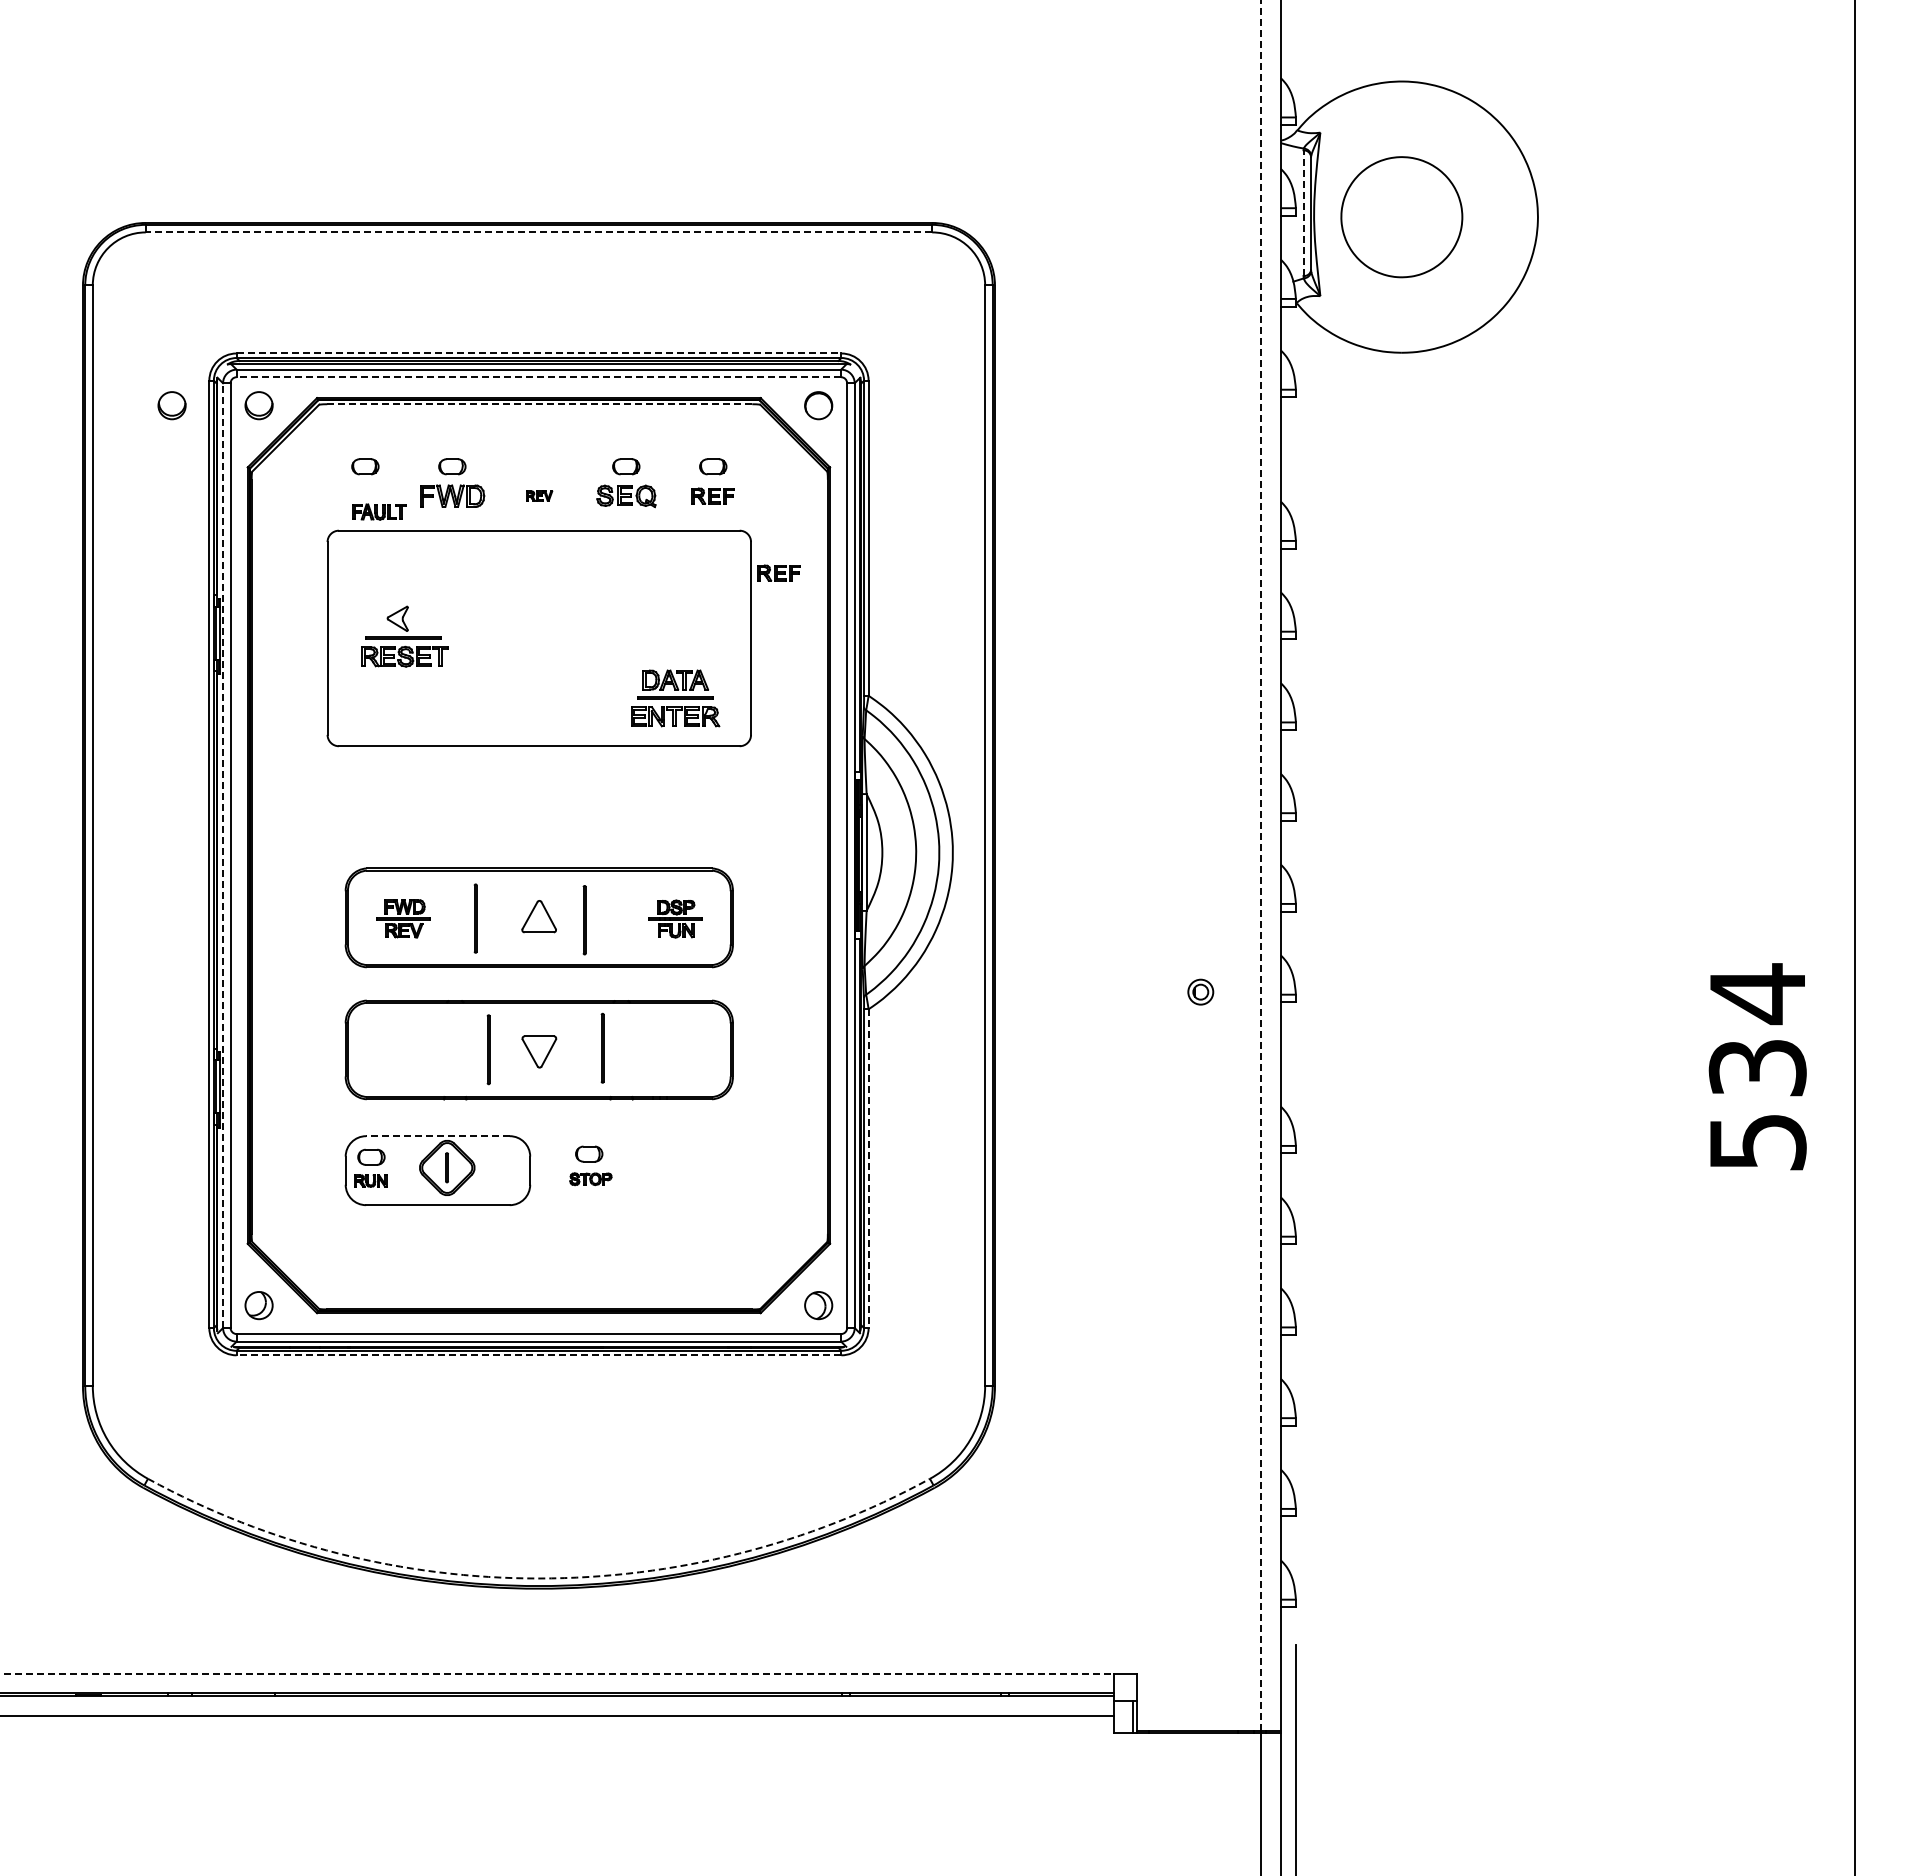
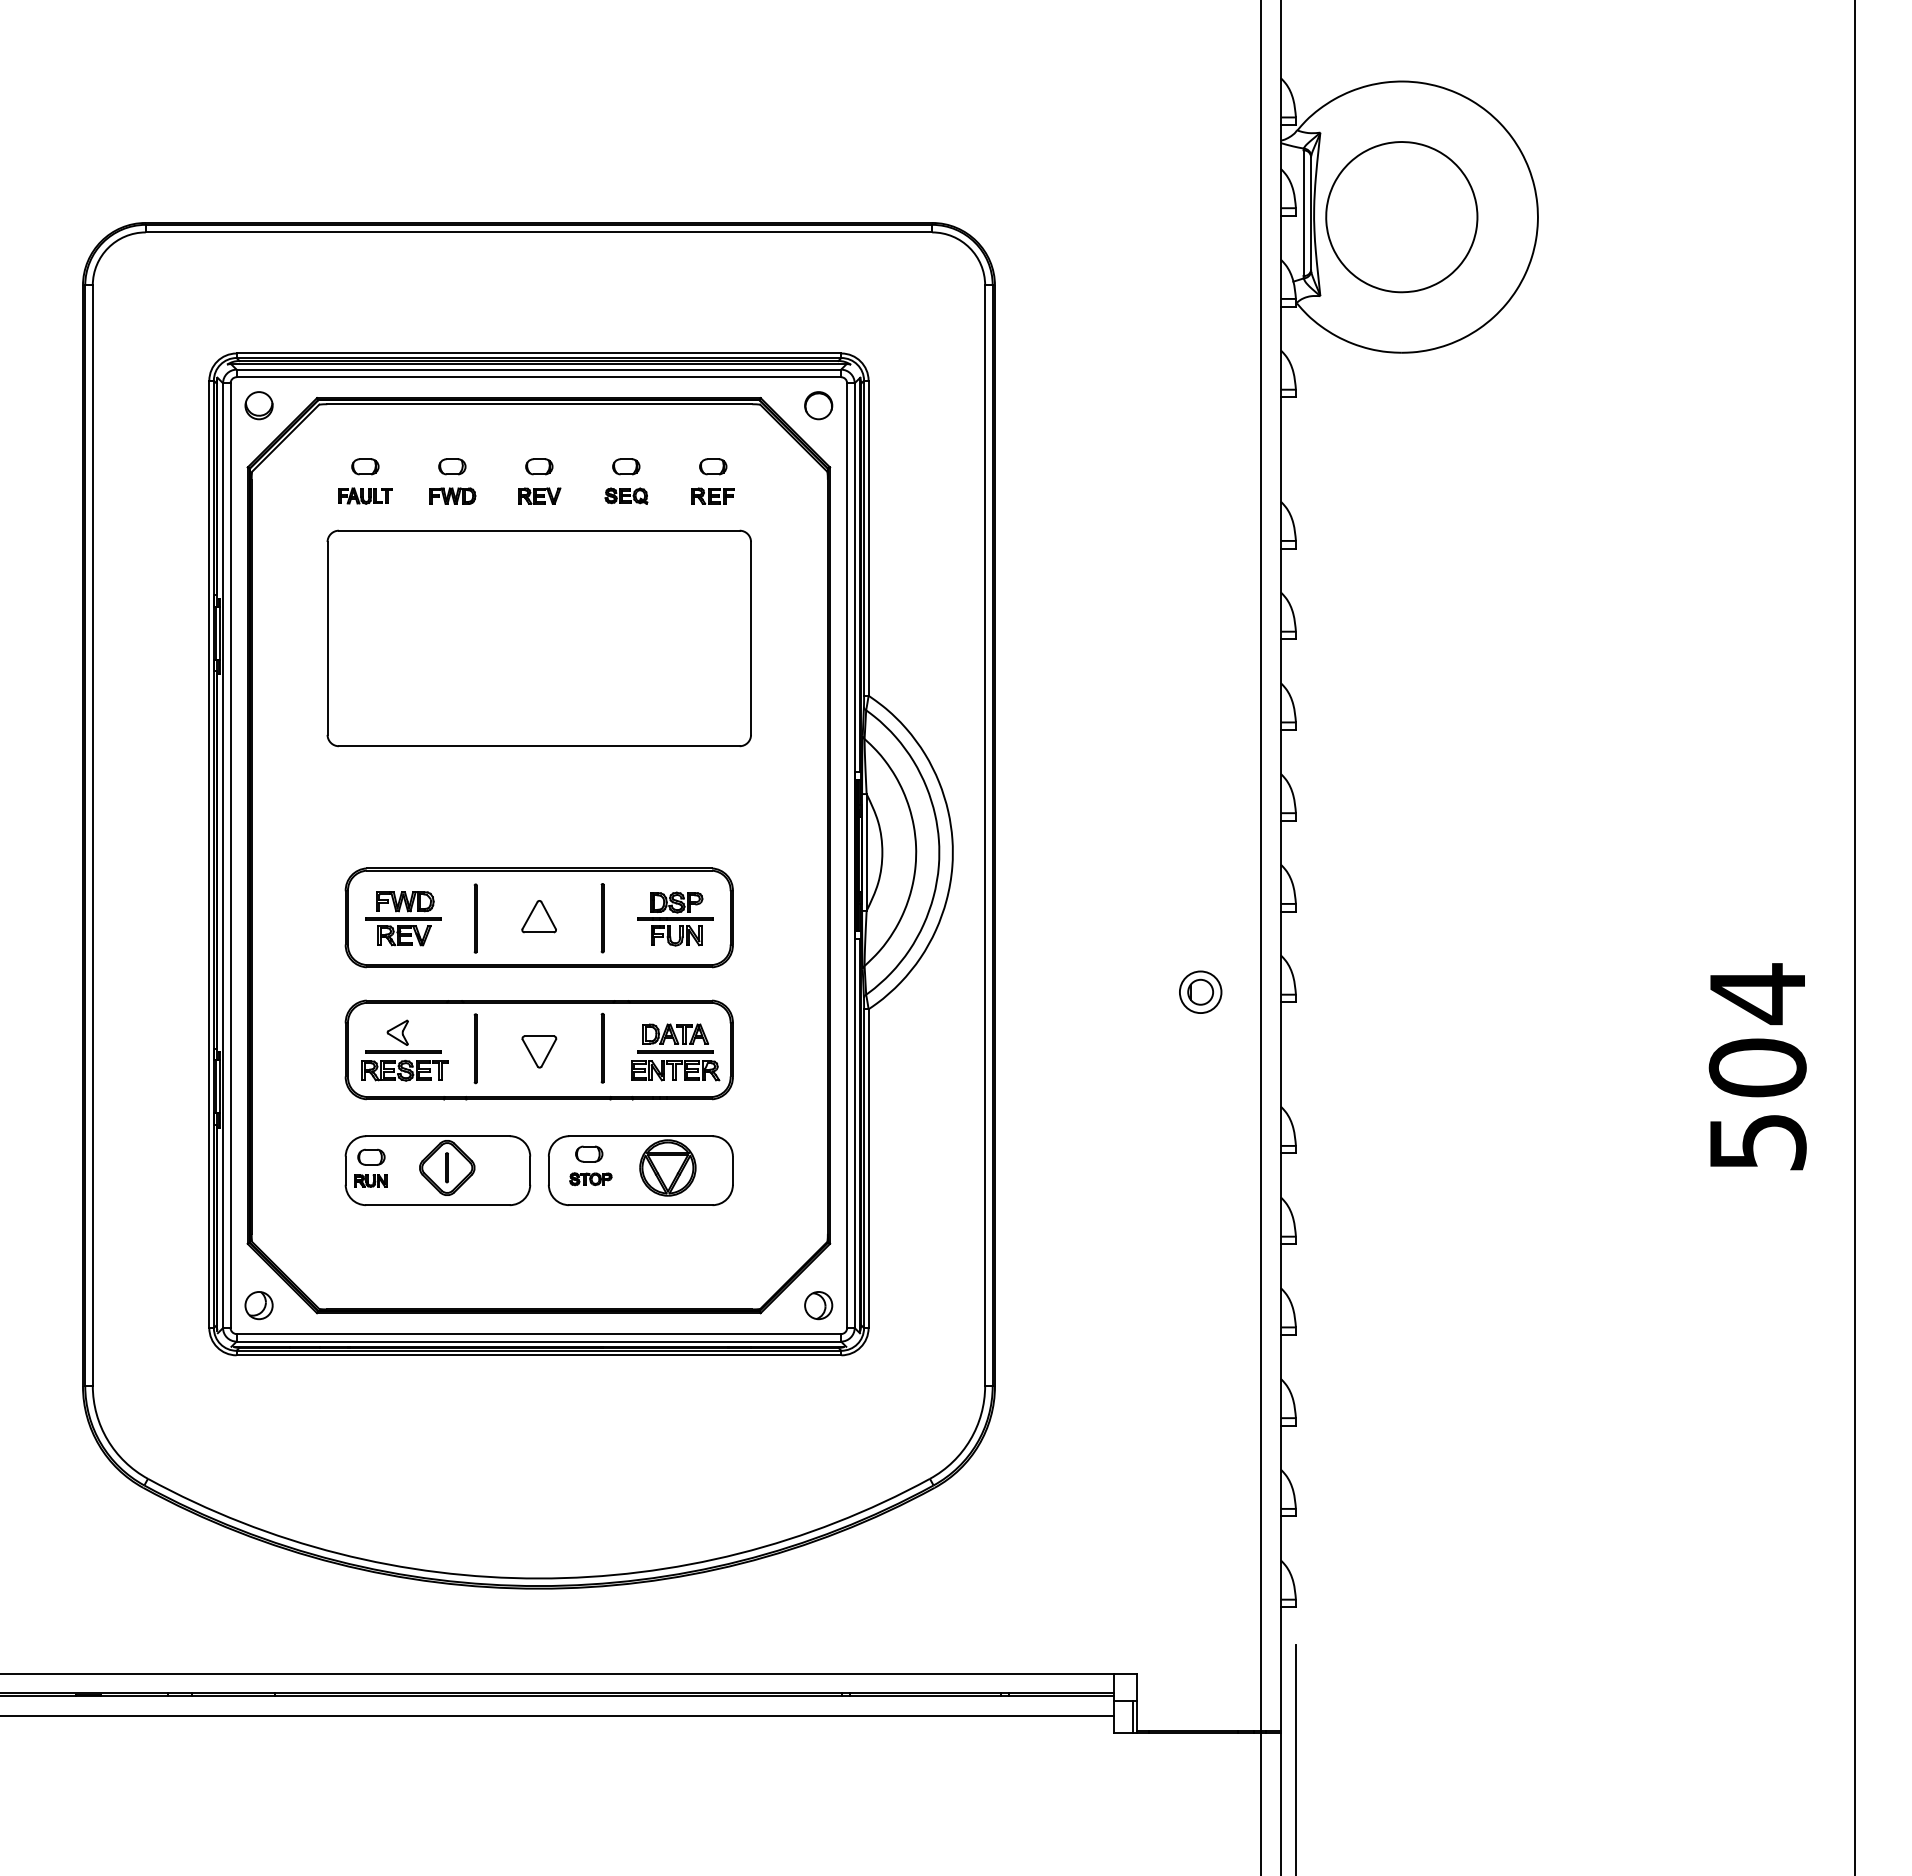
line: dashed -> solid (1303, 213)
part size: 124x123 px -> 154x153 px (1401, 217)
line: dashed -> solid (538, 232)
line: dashed -> solid (539, 353)
line: dashed -> solid (538, 377)
line: dashed -> solid (539, 404)
part: present -> none (171, 405)
part: none -> present (539, 466)
part size: 66x24 px -> 48x18 px (452, 495)
part size: 28x12 px -> 44x18 px (539, 495)
part size: 61x25 px -> 45x18 px (626, 495)
part position: (379, 511) -> (365, 495) (365, 495)
part: present -> none (778, 572)
part position: (404, 636) -> (404, 1050) (404, 1050)
part position: (675, 698) -> (675, 1052) (675, 1052)
line: dashed -> solid (223, 855)
line: dashed -> solid (1261, 865)
part size: 55x40 px -> 77x56 px (403, 918)
part size: 55x40 px -> 77x56 px (675, 918)
line position: (584, 920) -> (602, 918) (602, 918)
part size: 28x28 px -> 44x44 px (1200, 991)
line position: (488, 1049) -> (475, 1048) (475, 1048)
text: 534 -> 504 (1757, 1067)
line: dashed -> solid (437, 1136)
line: dashed -> solid (868, 1169)
part: none -> present (640, 1170)
line: dashed -> solid (538, 1355)
arc: dashed -> solid (538, 1578)
line: dashed -> solid (557, 1673)
